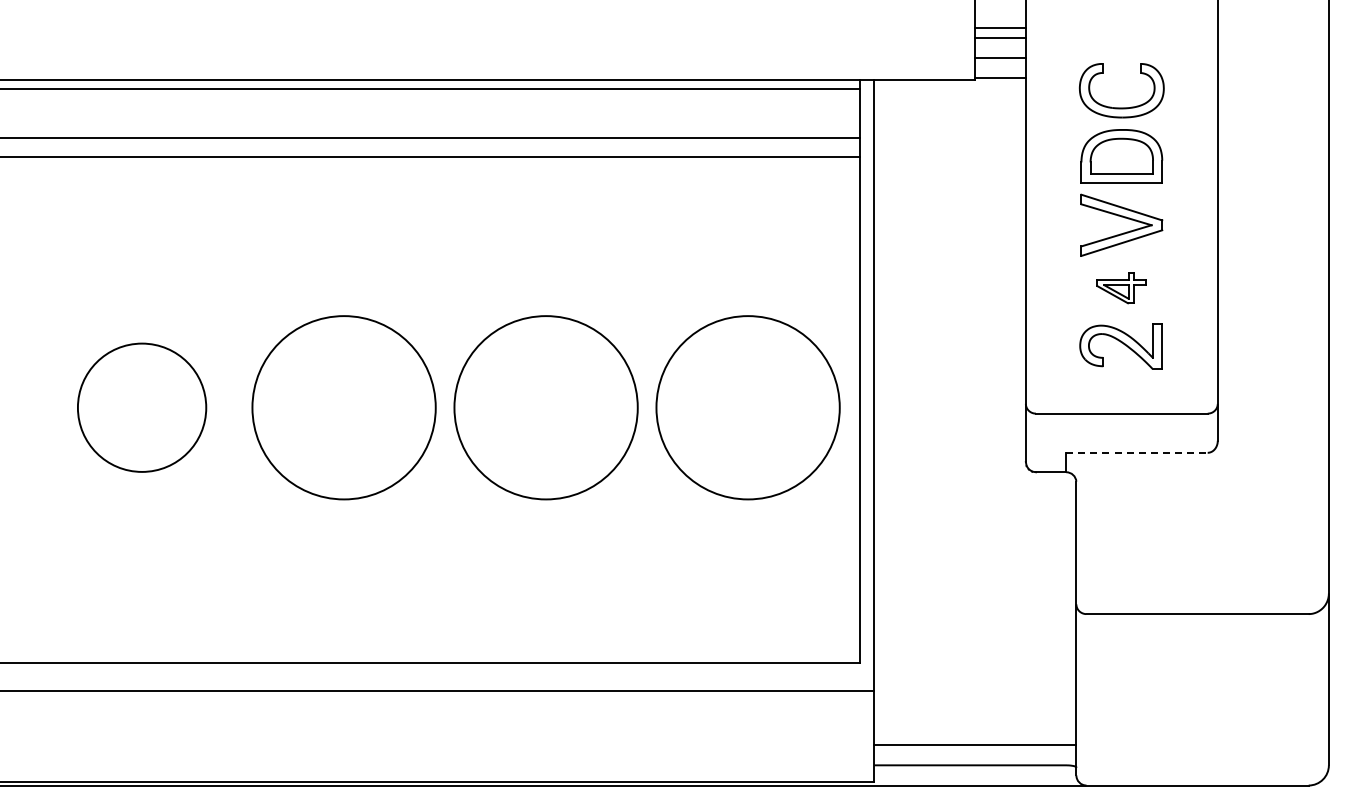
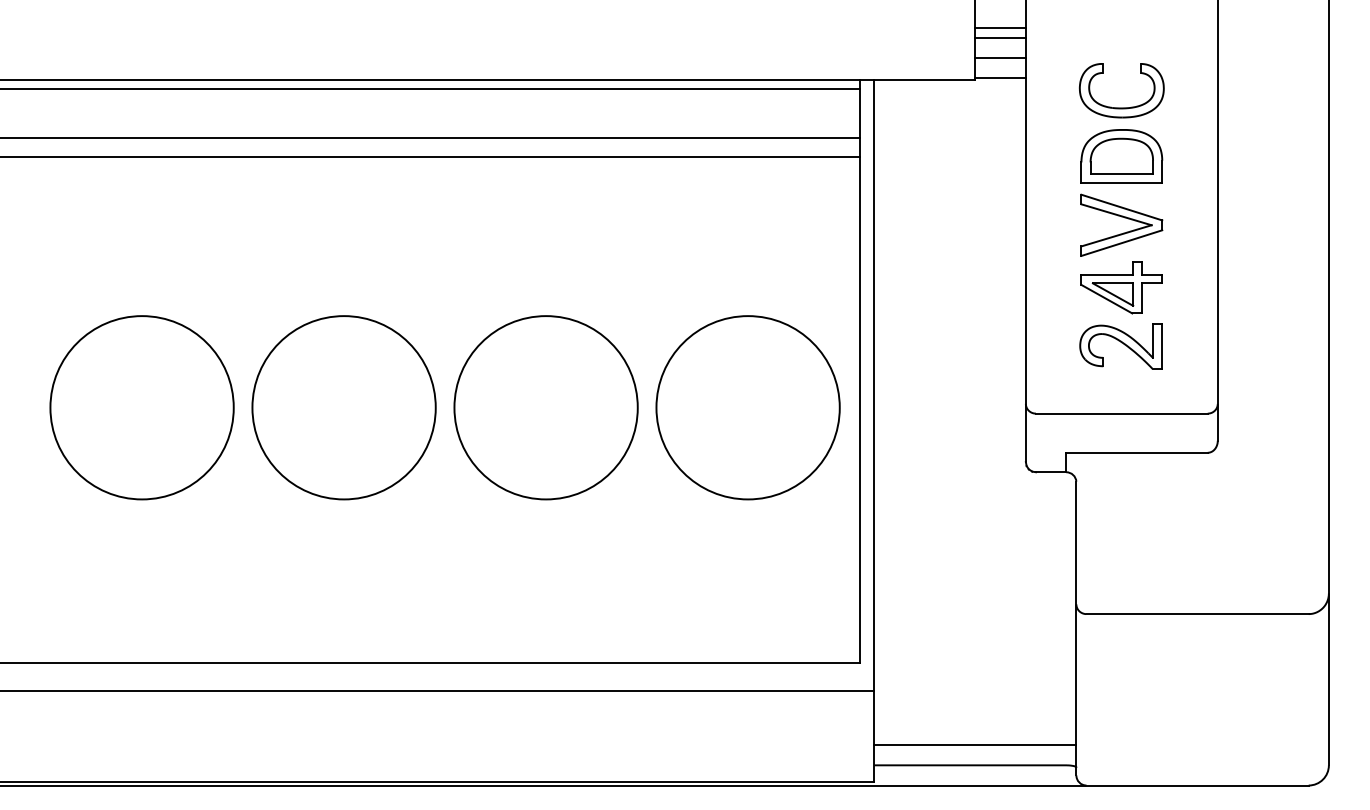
part size: 51x33 px -> 83x54 px (1121, 287)
circle diameter: 128 px -> 183 px (141, 407)
line: dashed -> solid (1136, 452)
